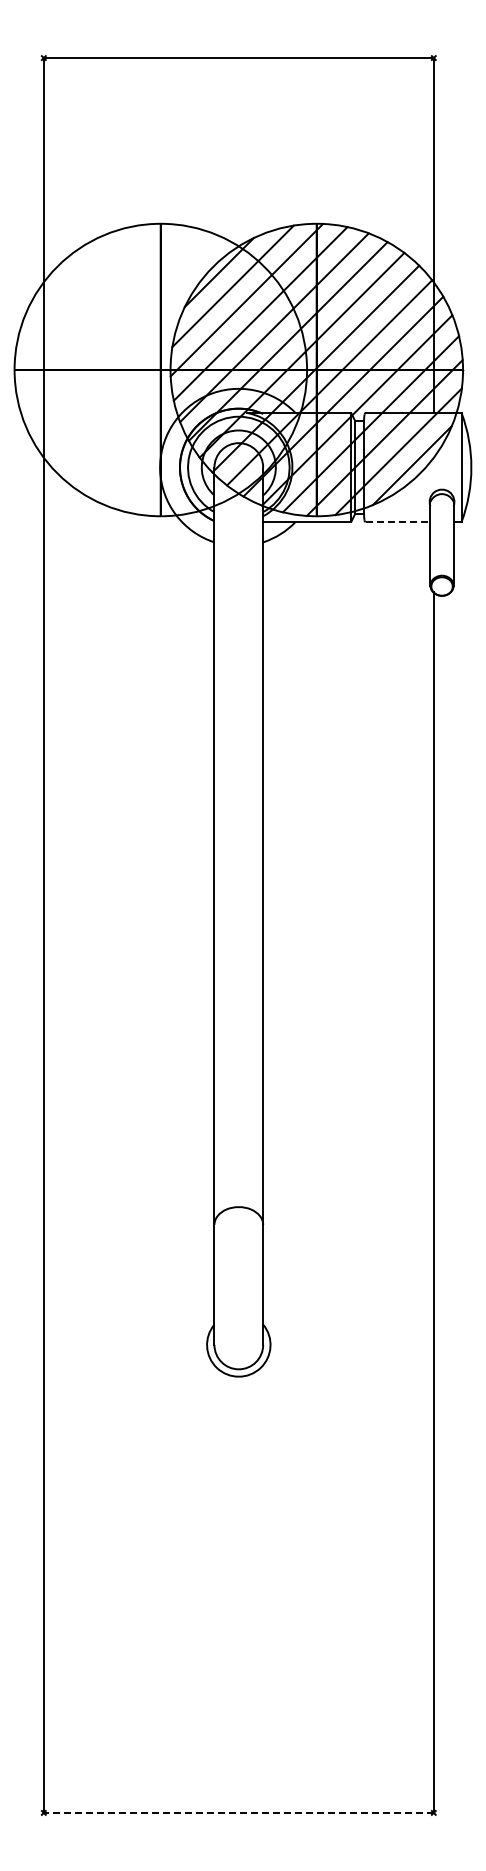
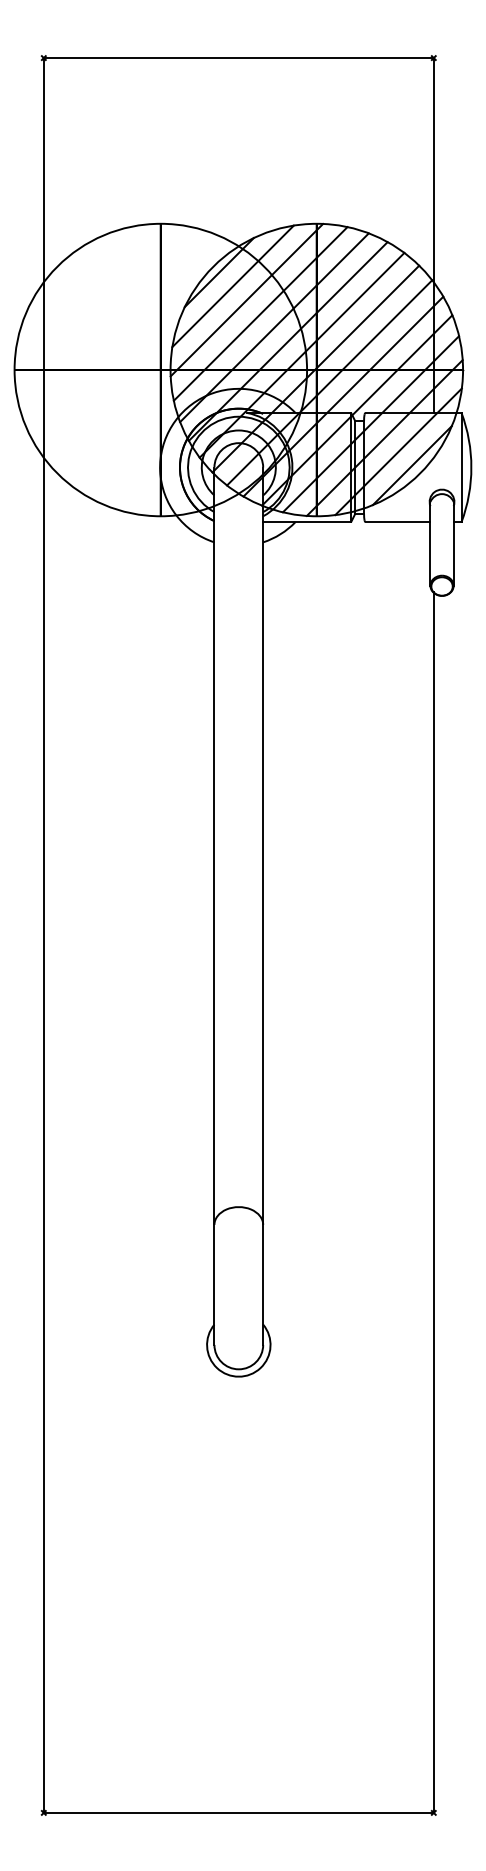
line: dashed -> solid (398, 522)
line: dashed -> solid (238, 1812)
